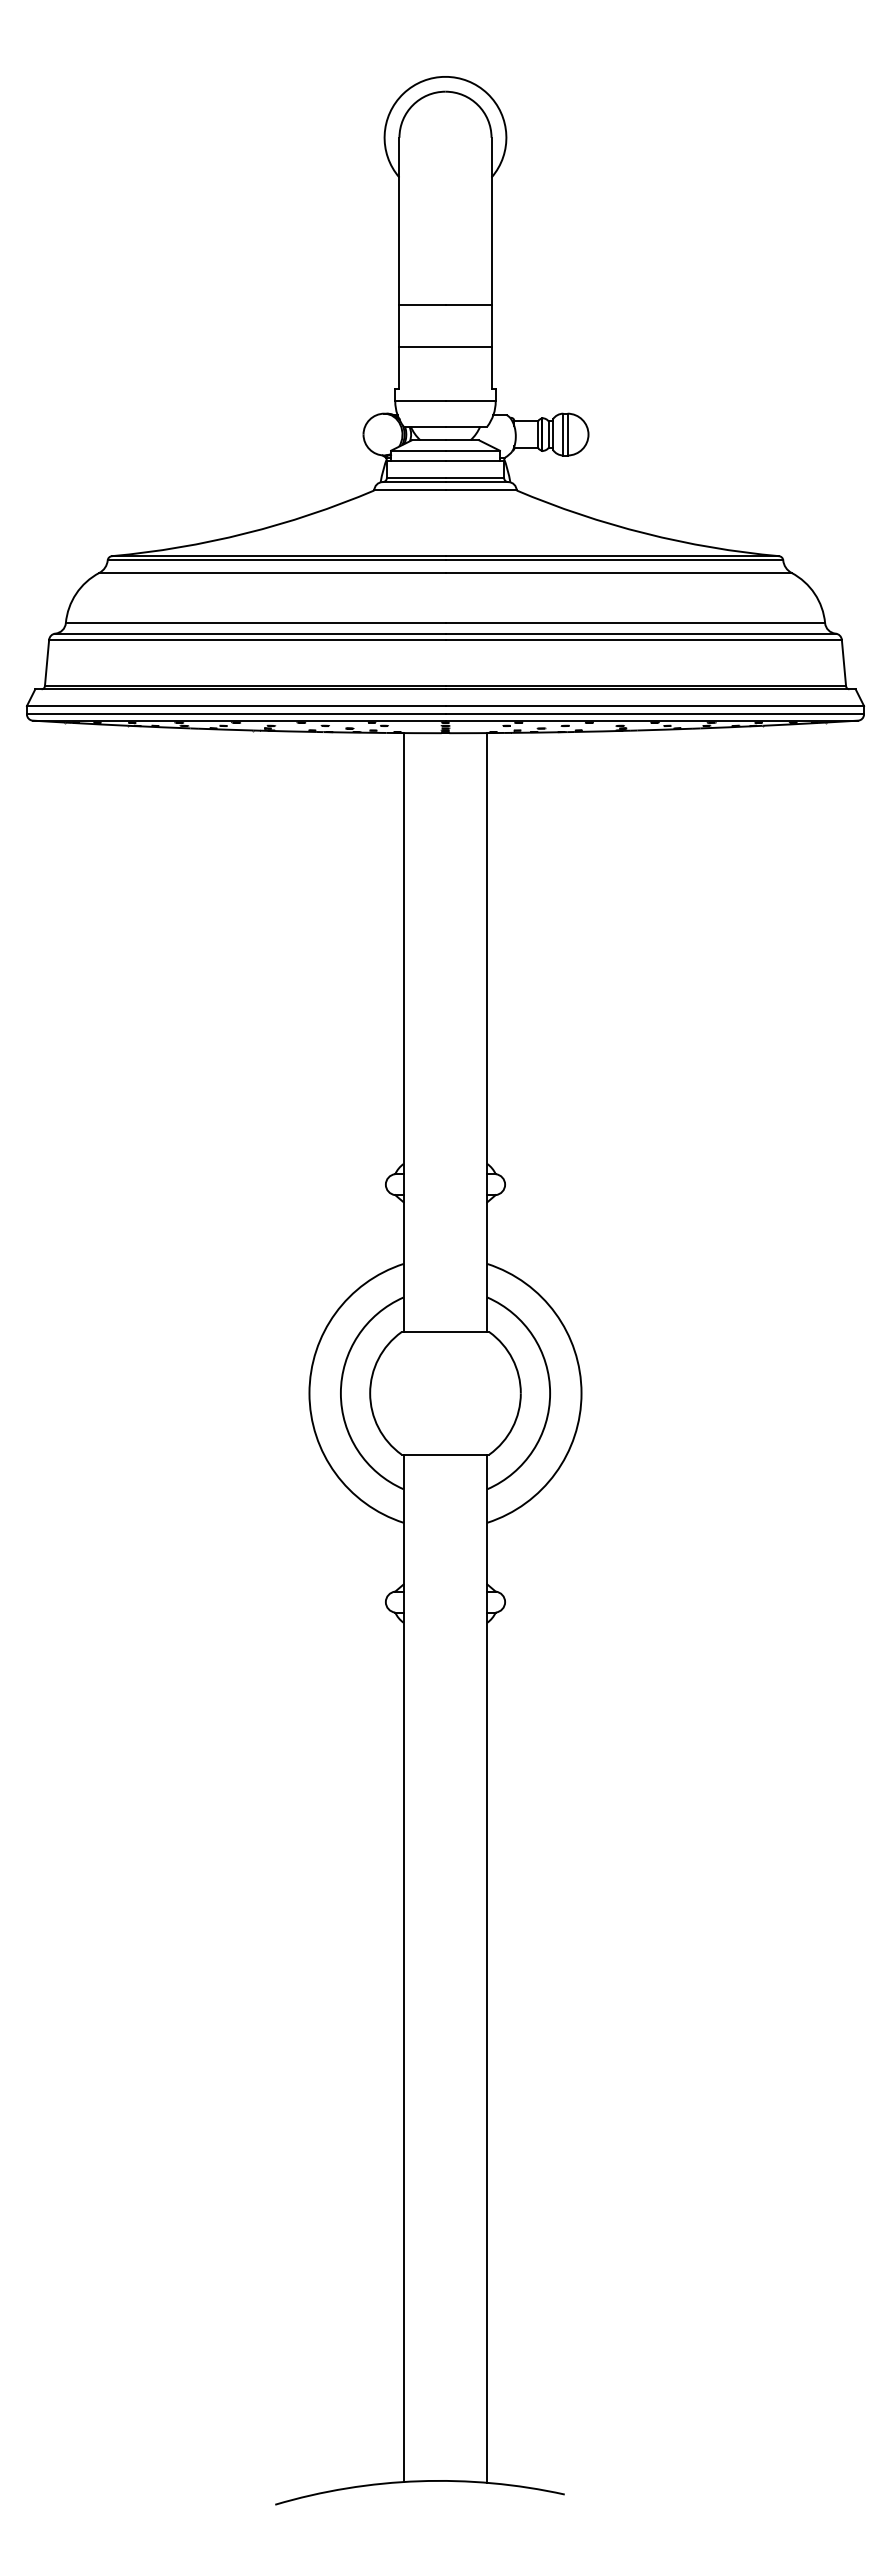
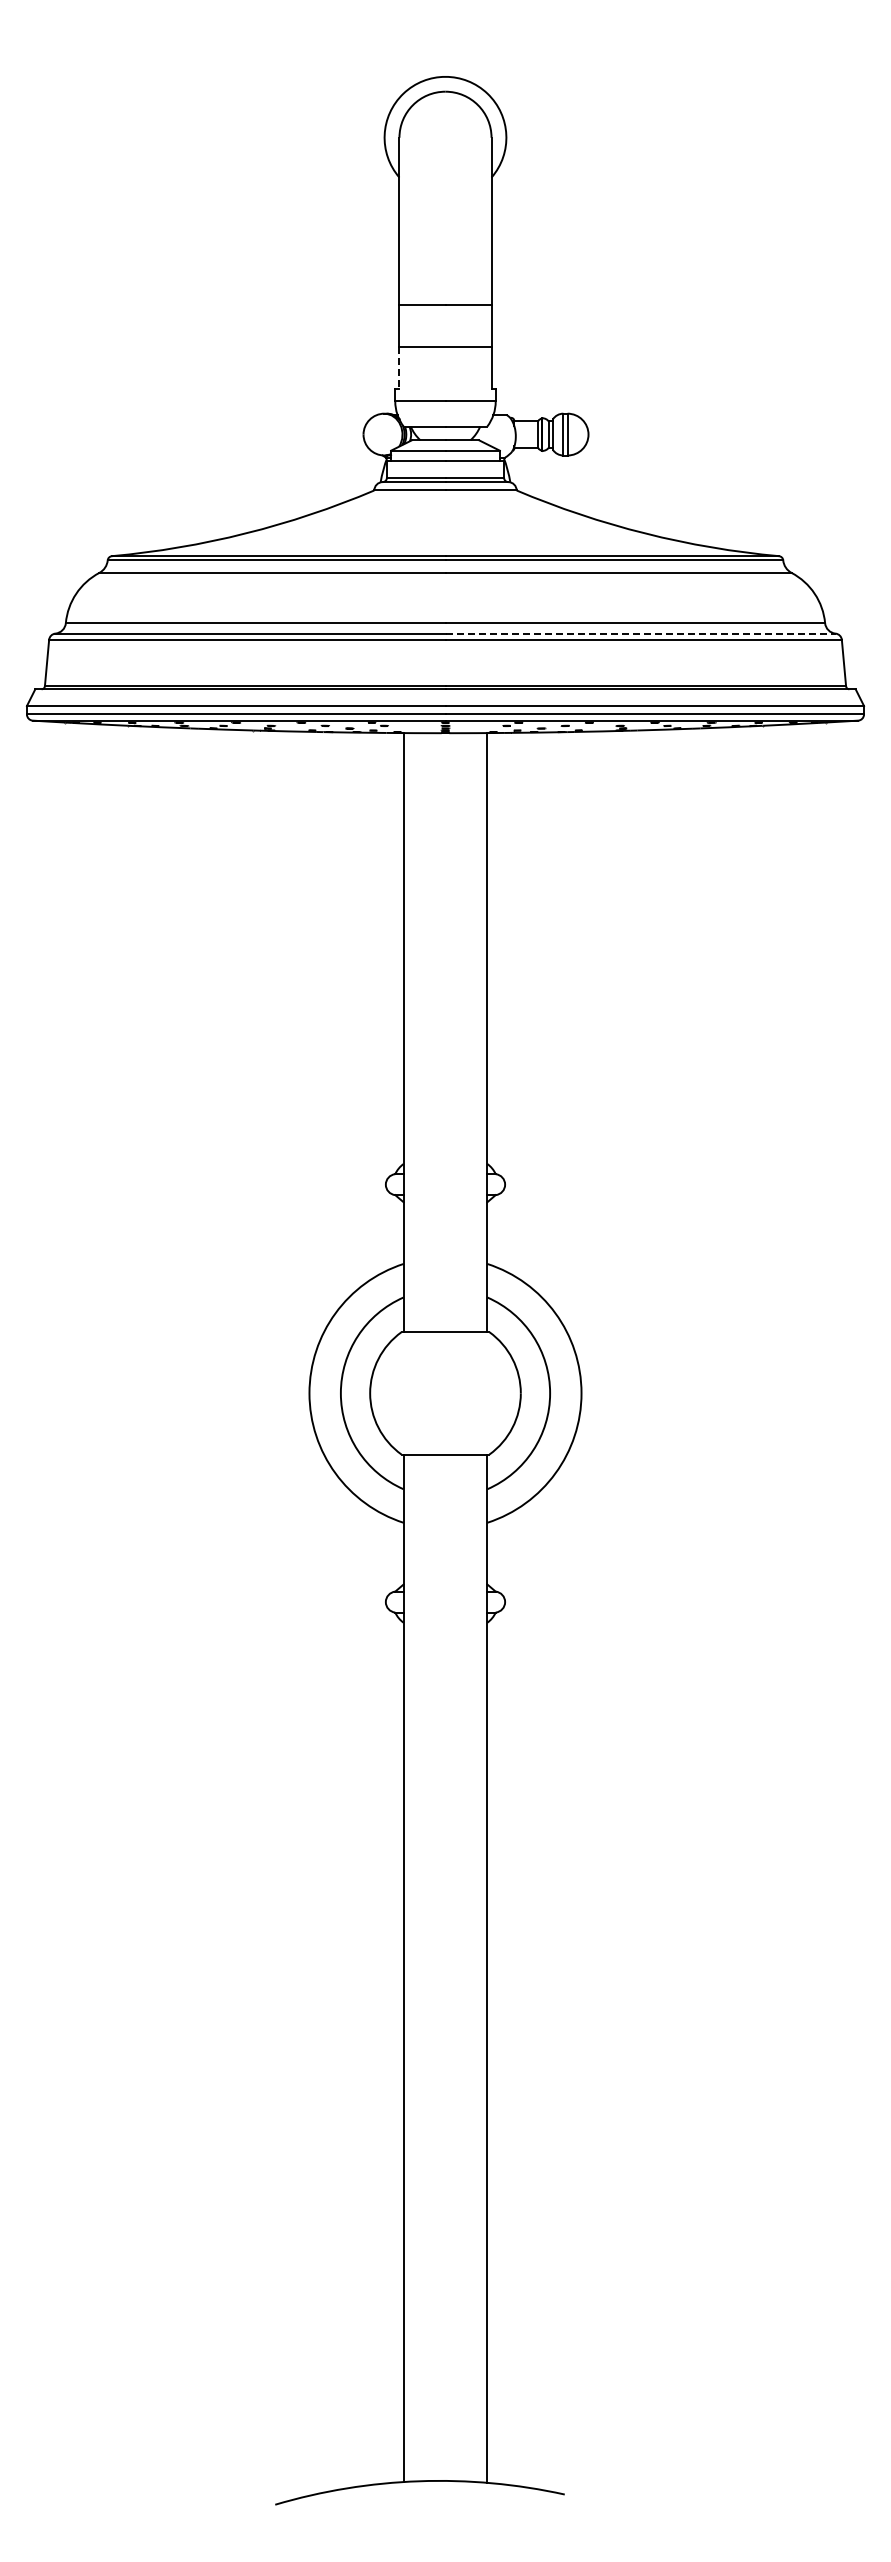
line: solid -> dashed (399, 367)
line: solid -> dashed (641, 633)
